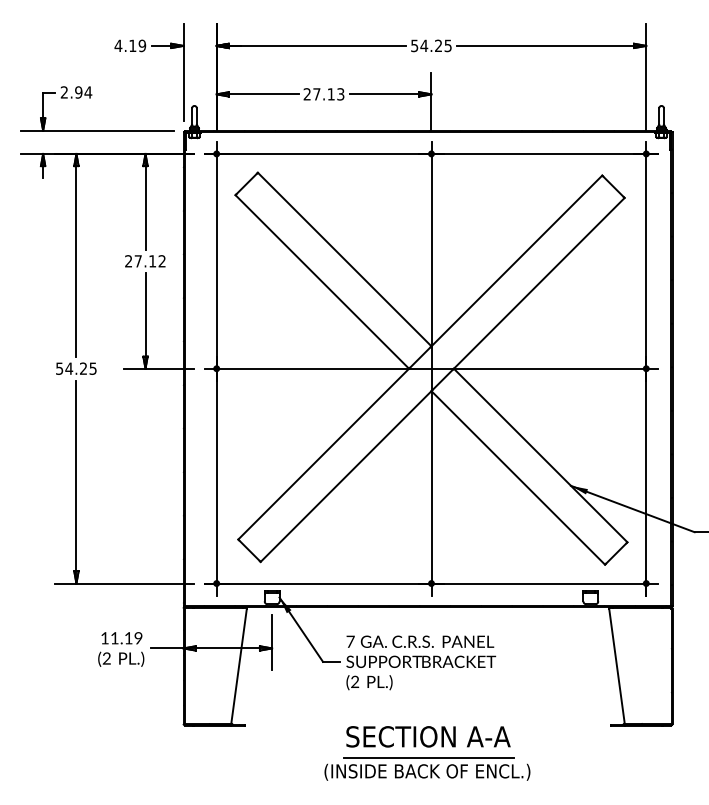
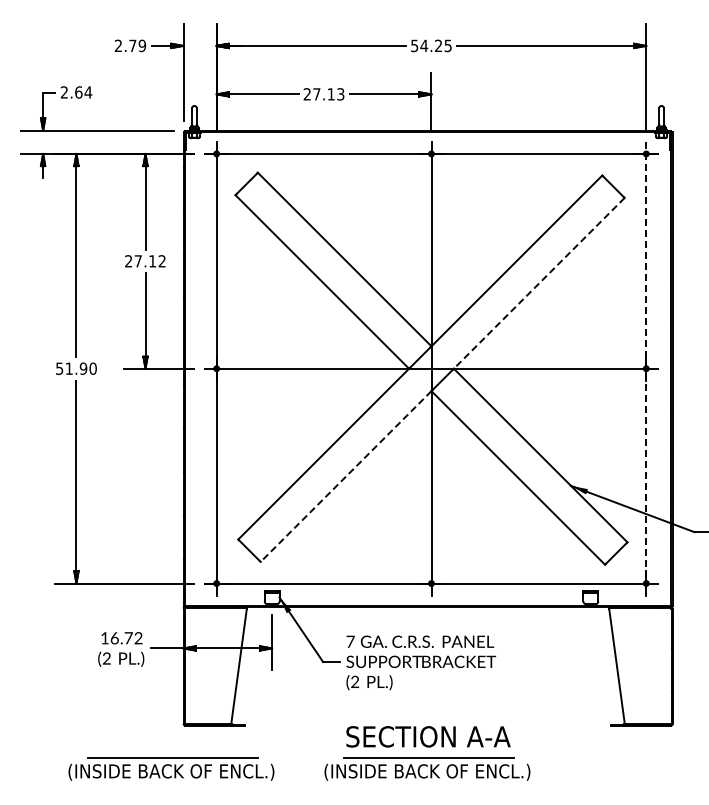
text: 4.19 -> 2.79 (125, 45)
text: 2.94 -> 2.64 (78, 92)
line: solid -> dashed (539, 283)
text: 54.25 -> 51.90 (80, 368)
line: solid -> dashed (646, 368)
line: solid -> dashed (346, 476)
text: 11.19 -> 16.72 (126, 638)
part: none -> present (171, 768)
